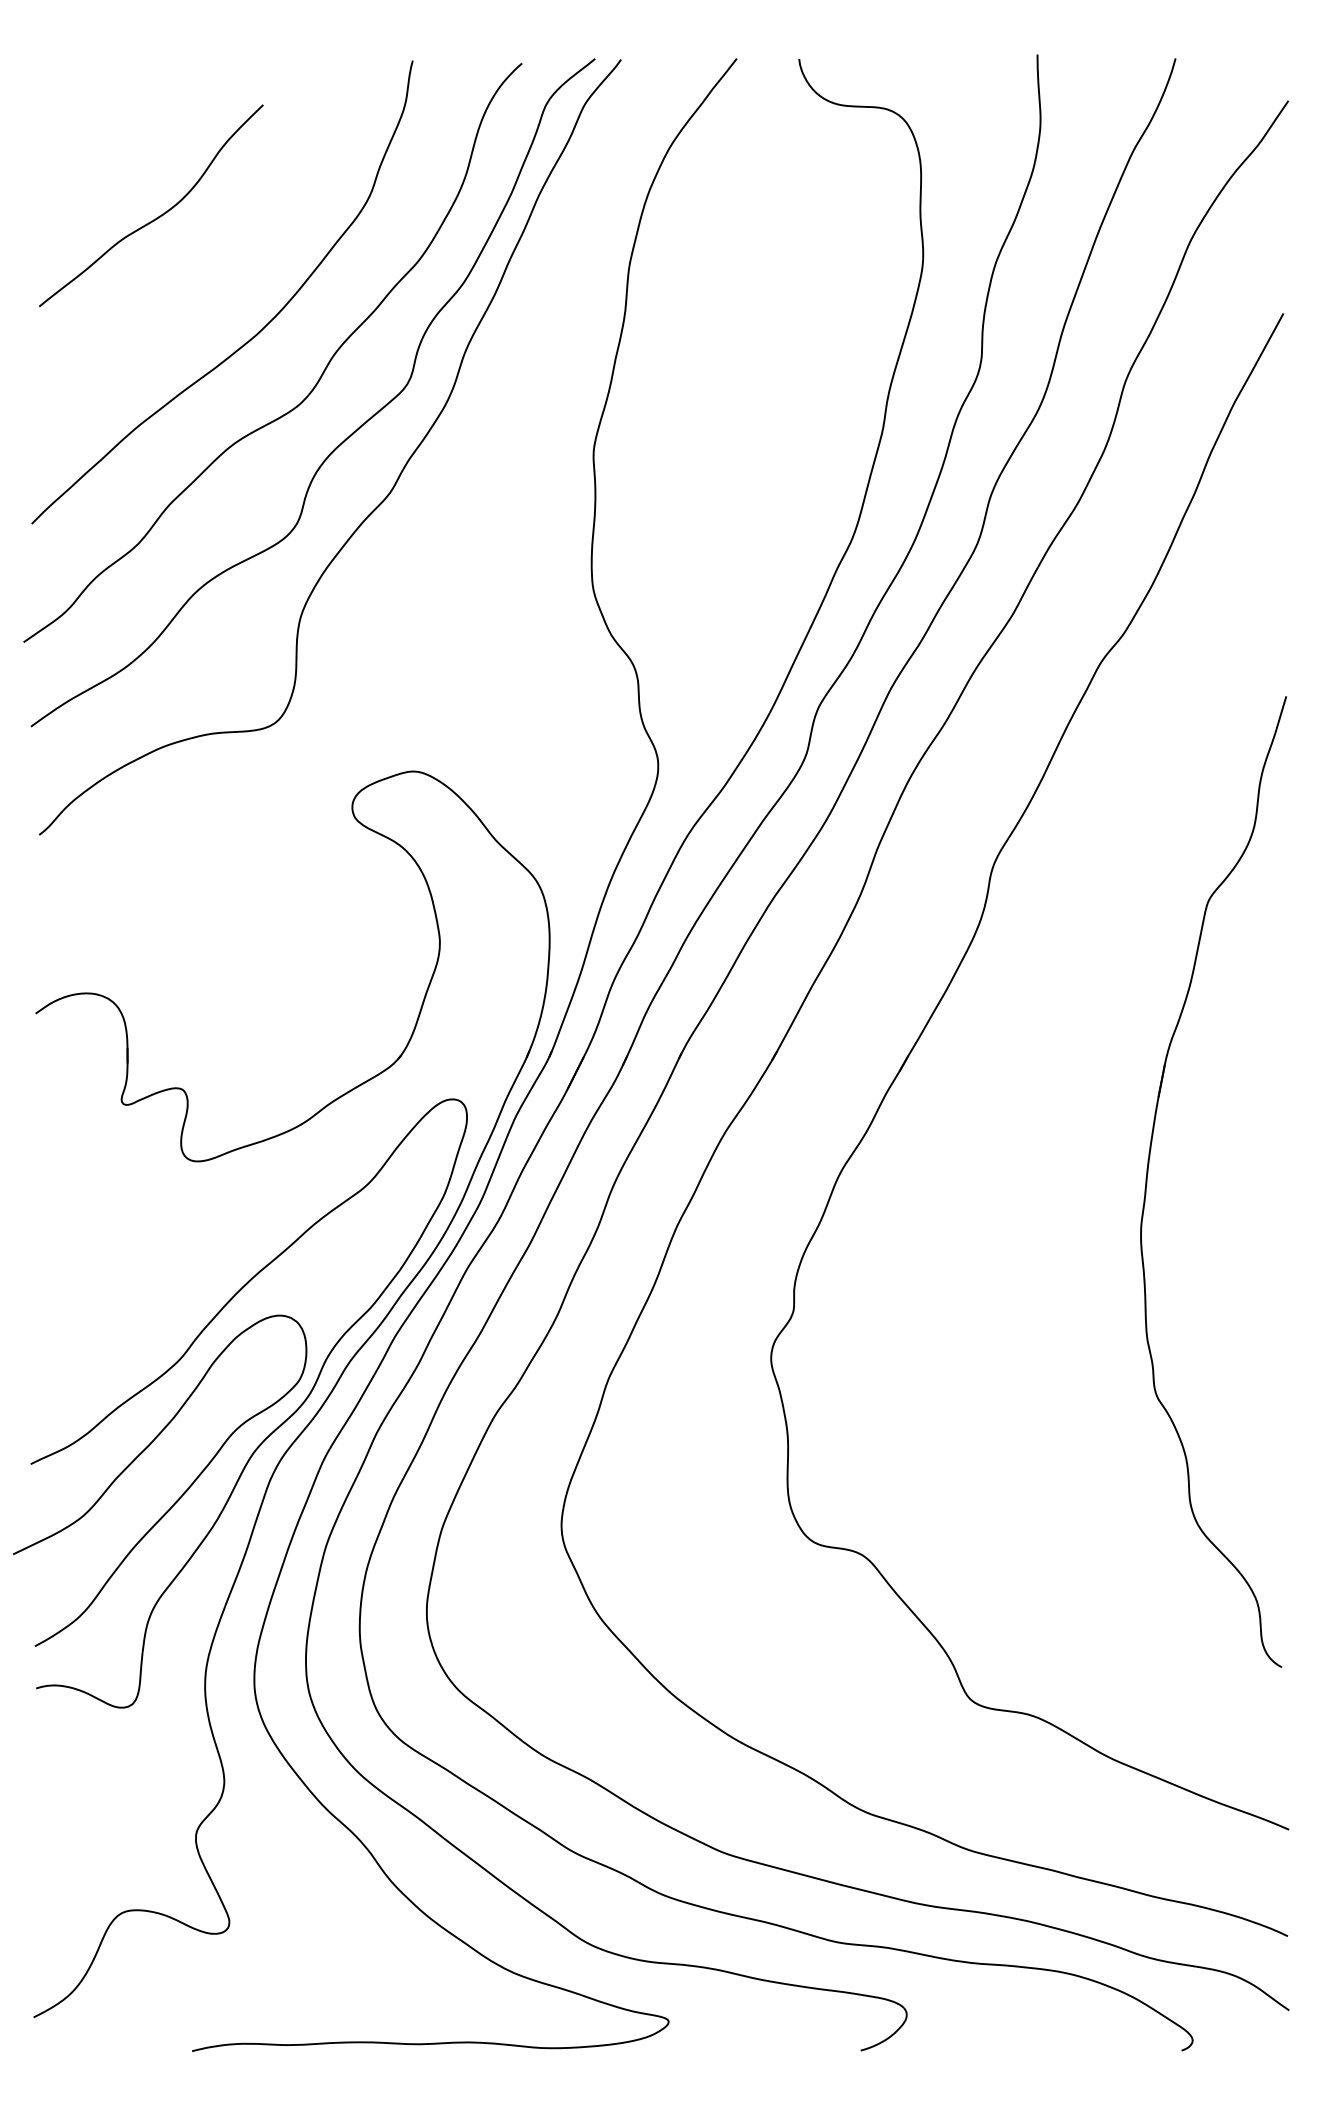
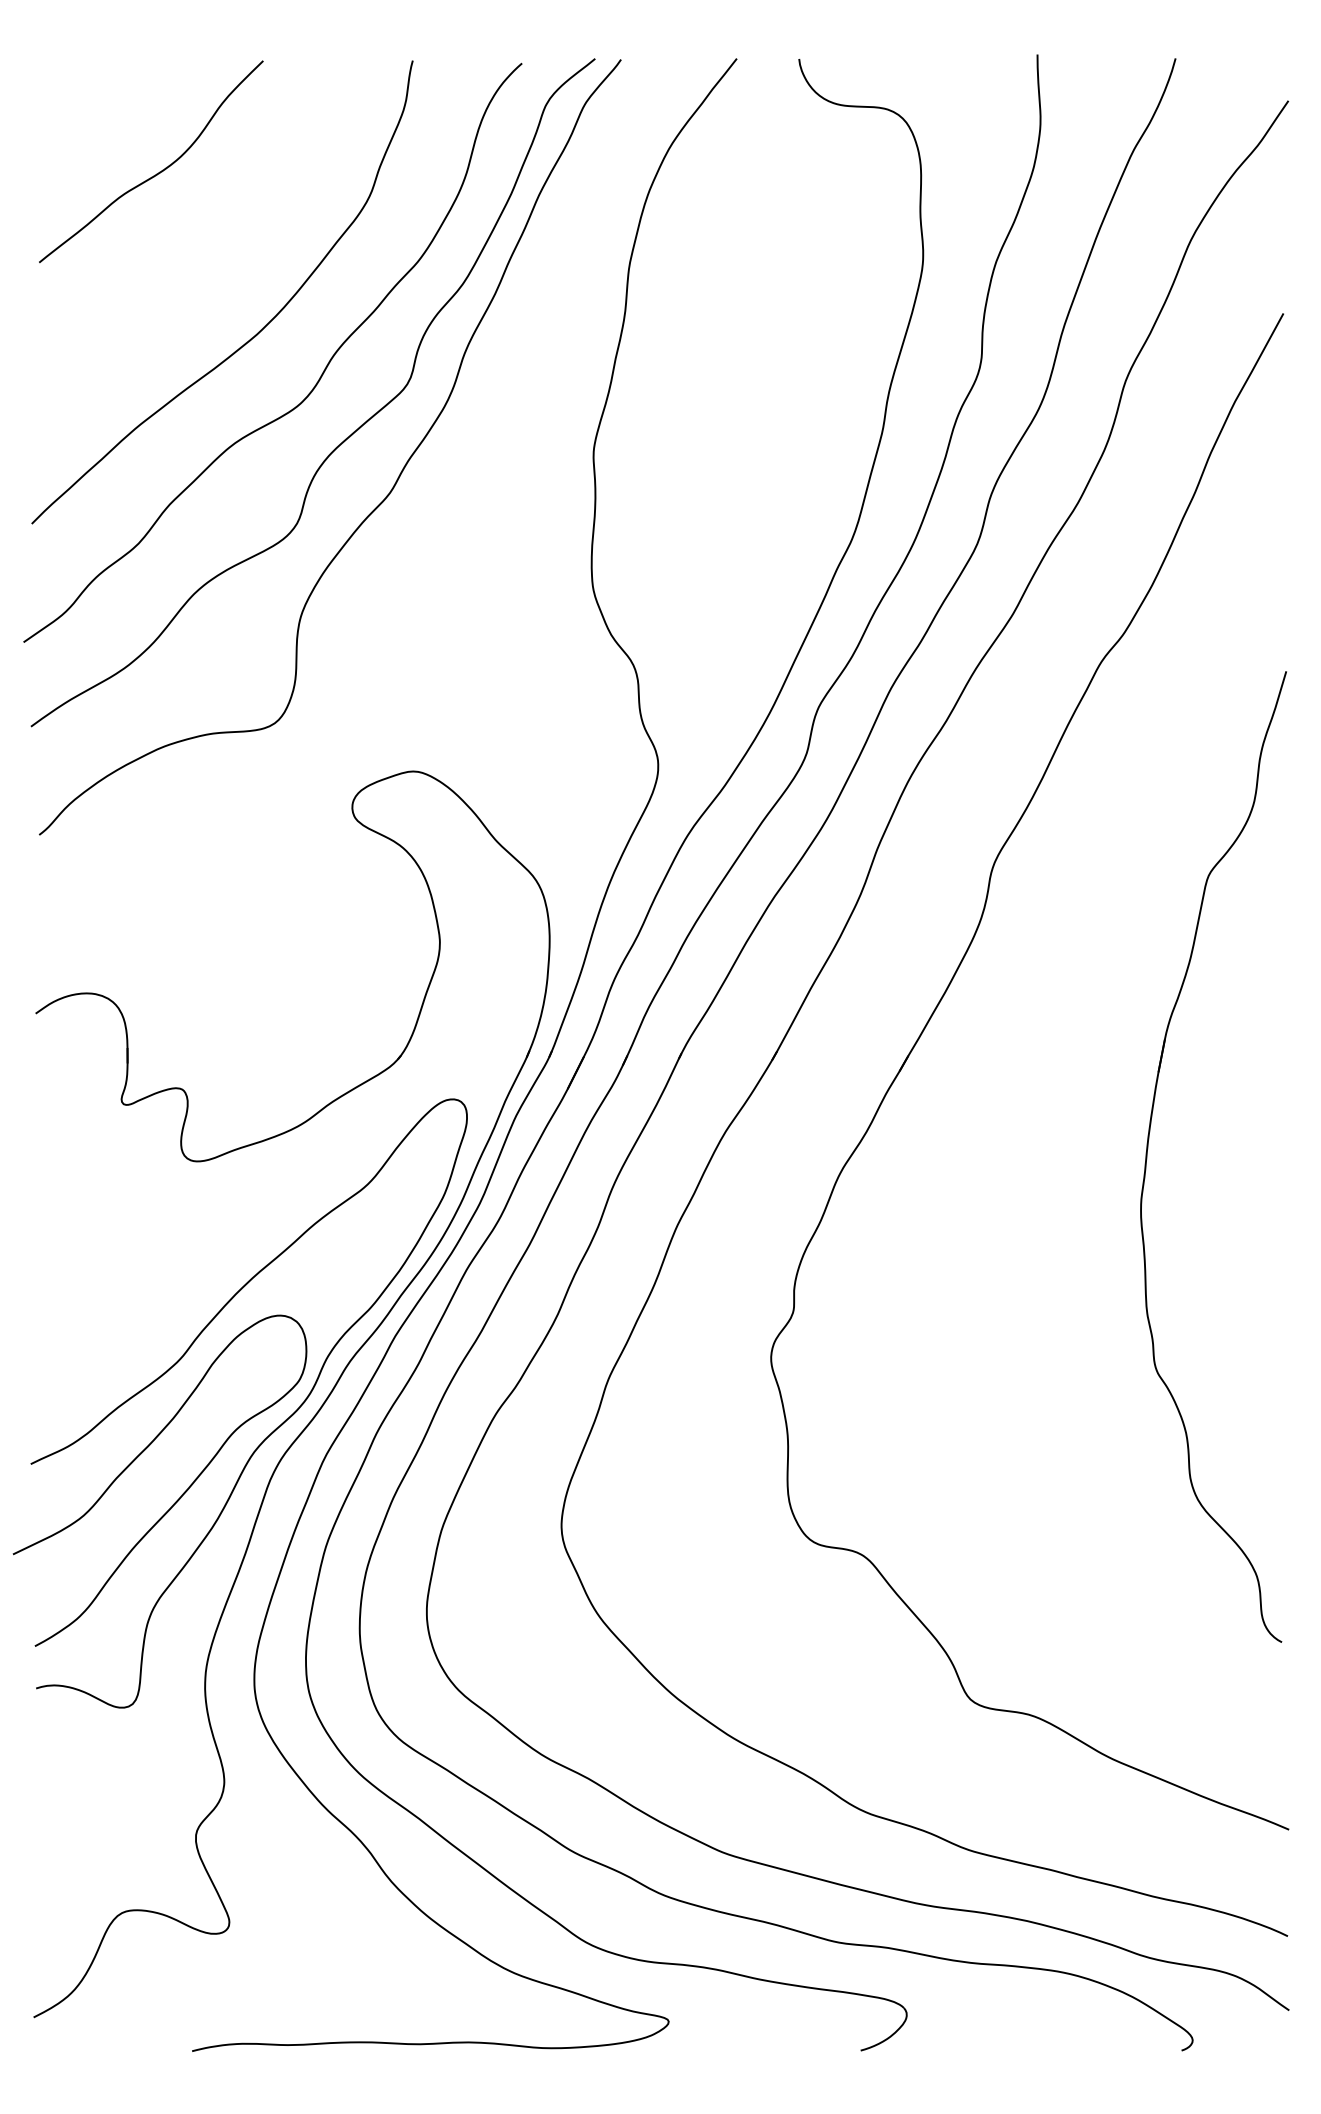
curve position: (159, 215) -> (159, 171) (159, 171)
part position: (1148, 1173) -> (1148, 1148) (1148, 1148)
